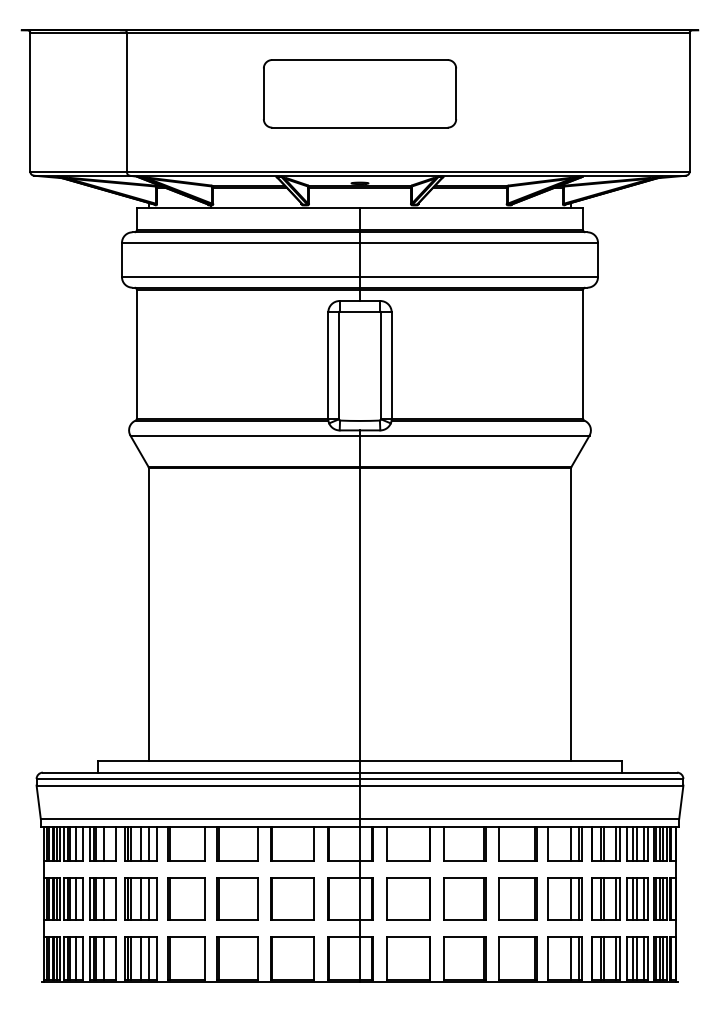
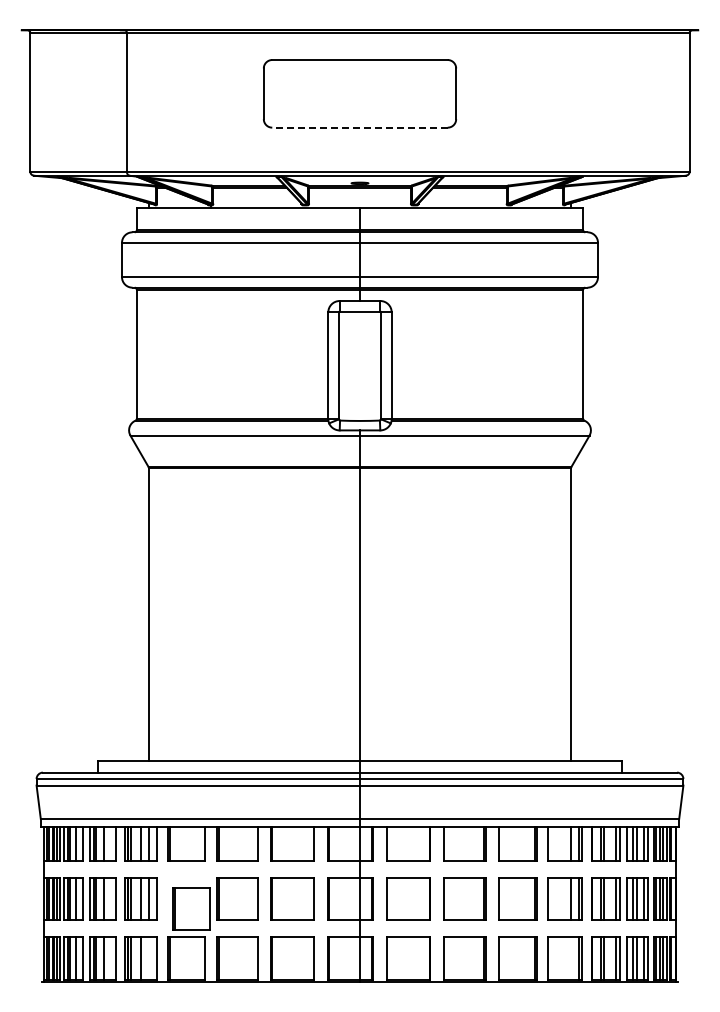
line: solid -> dashed (360, 127)
part position: (186, 898) -> (191, 908) (191, 908)
line: present -> none (148, 958)
line: present -> none (571, 958)
